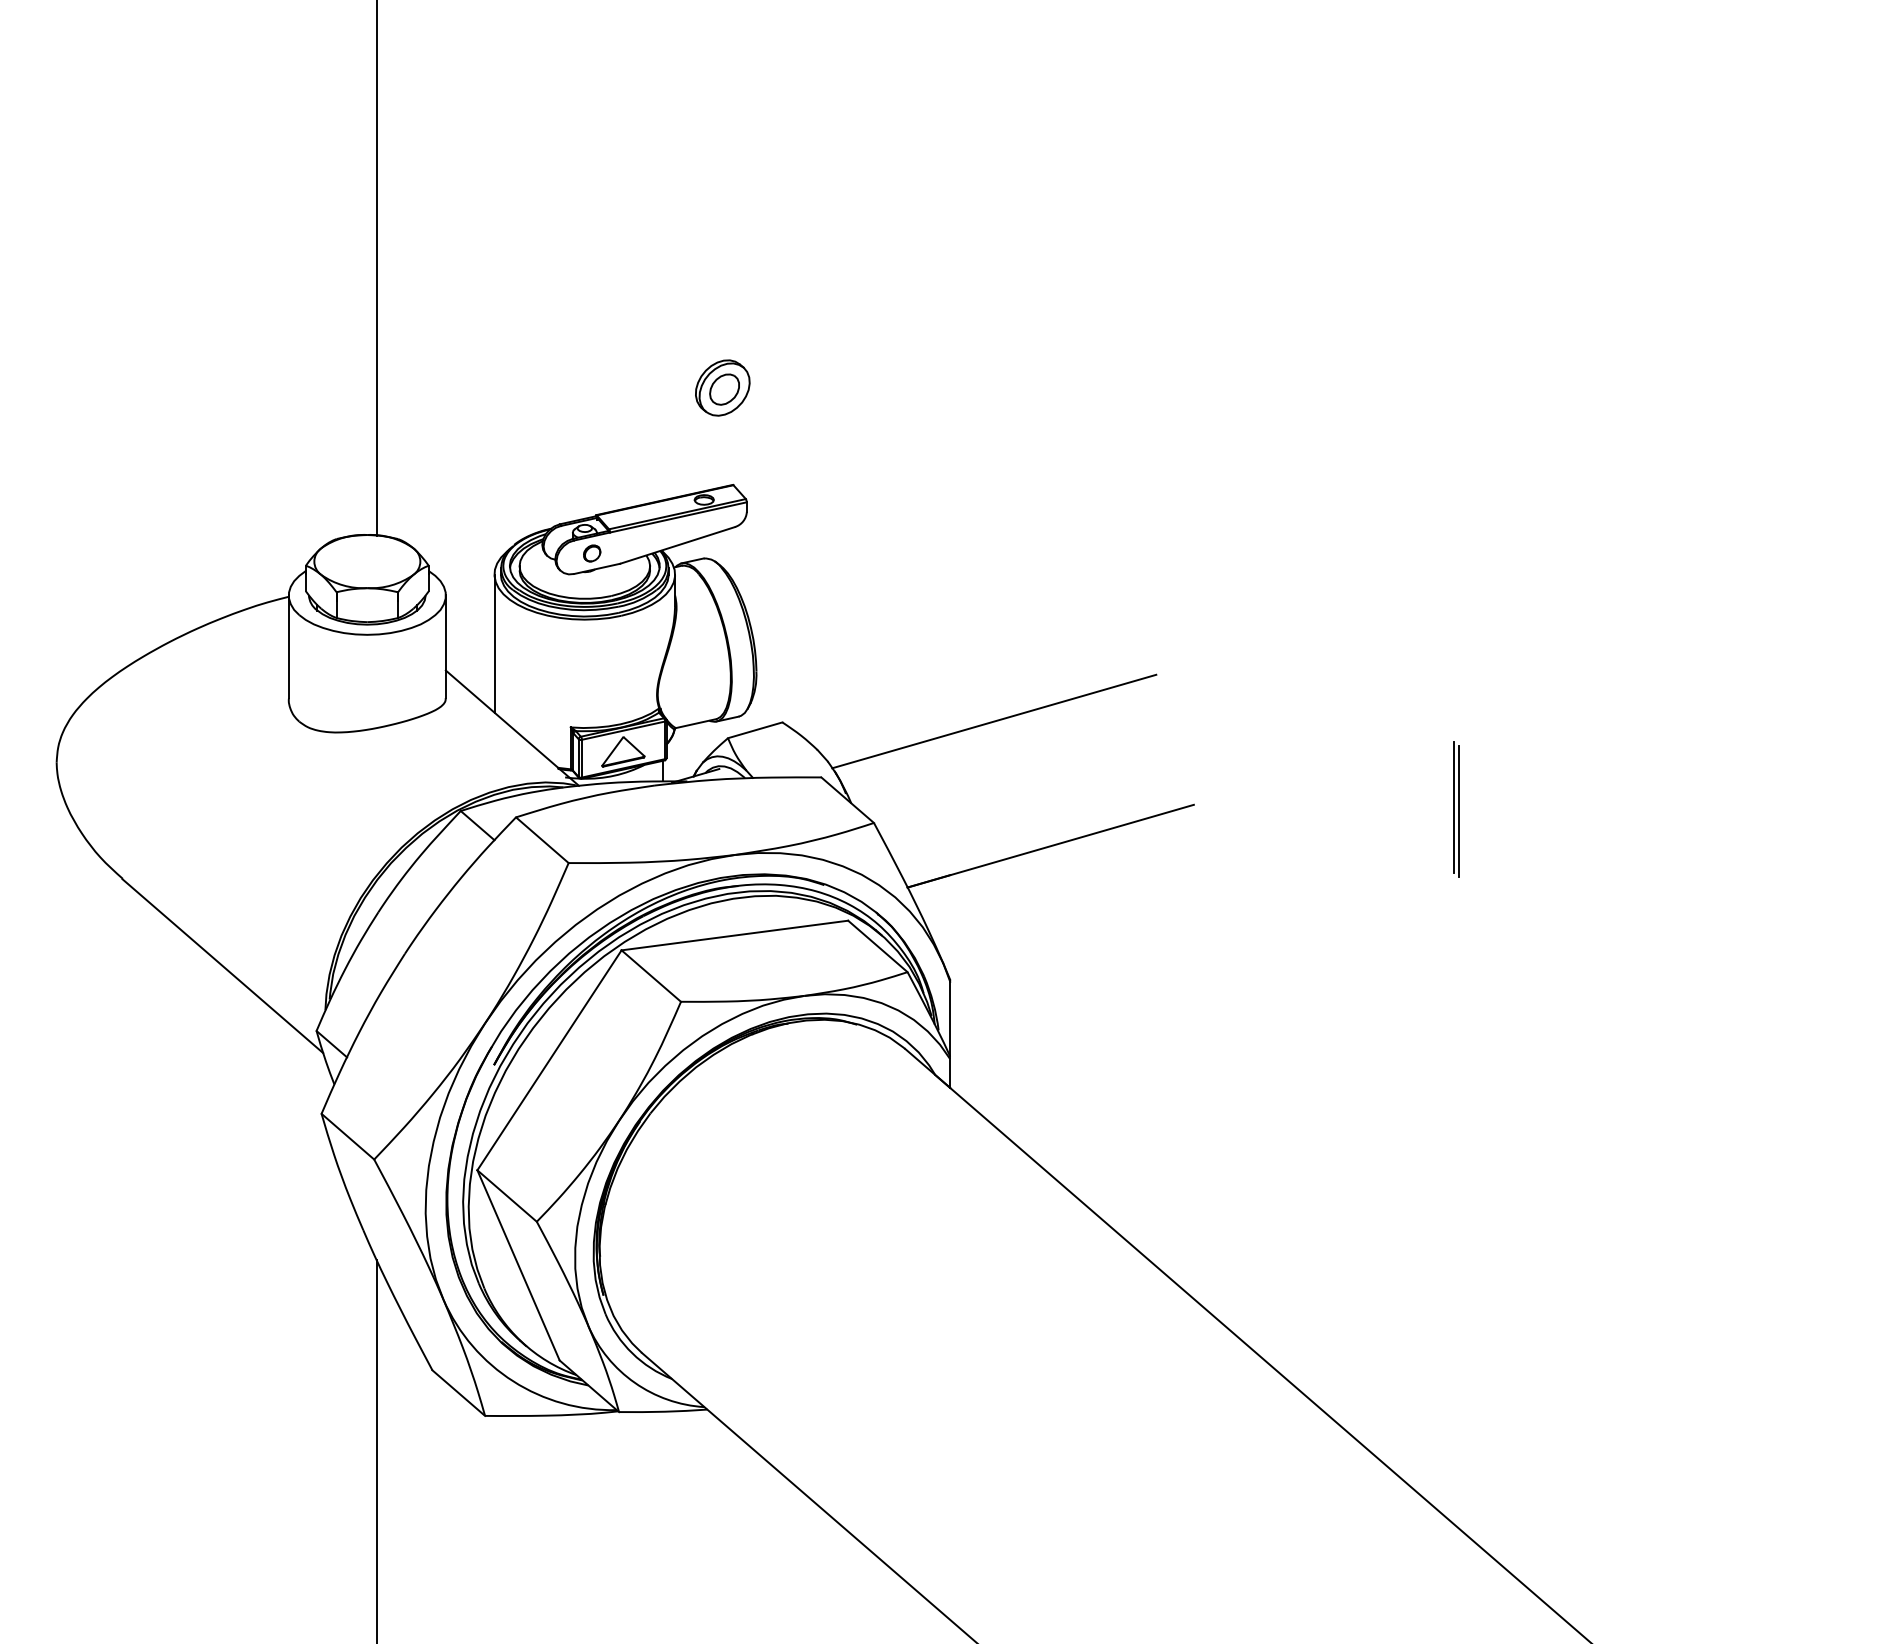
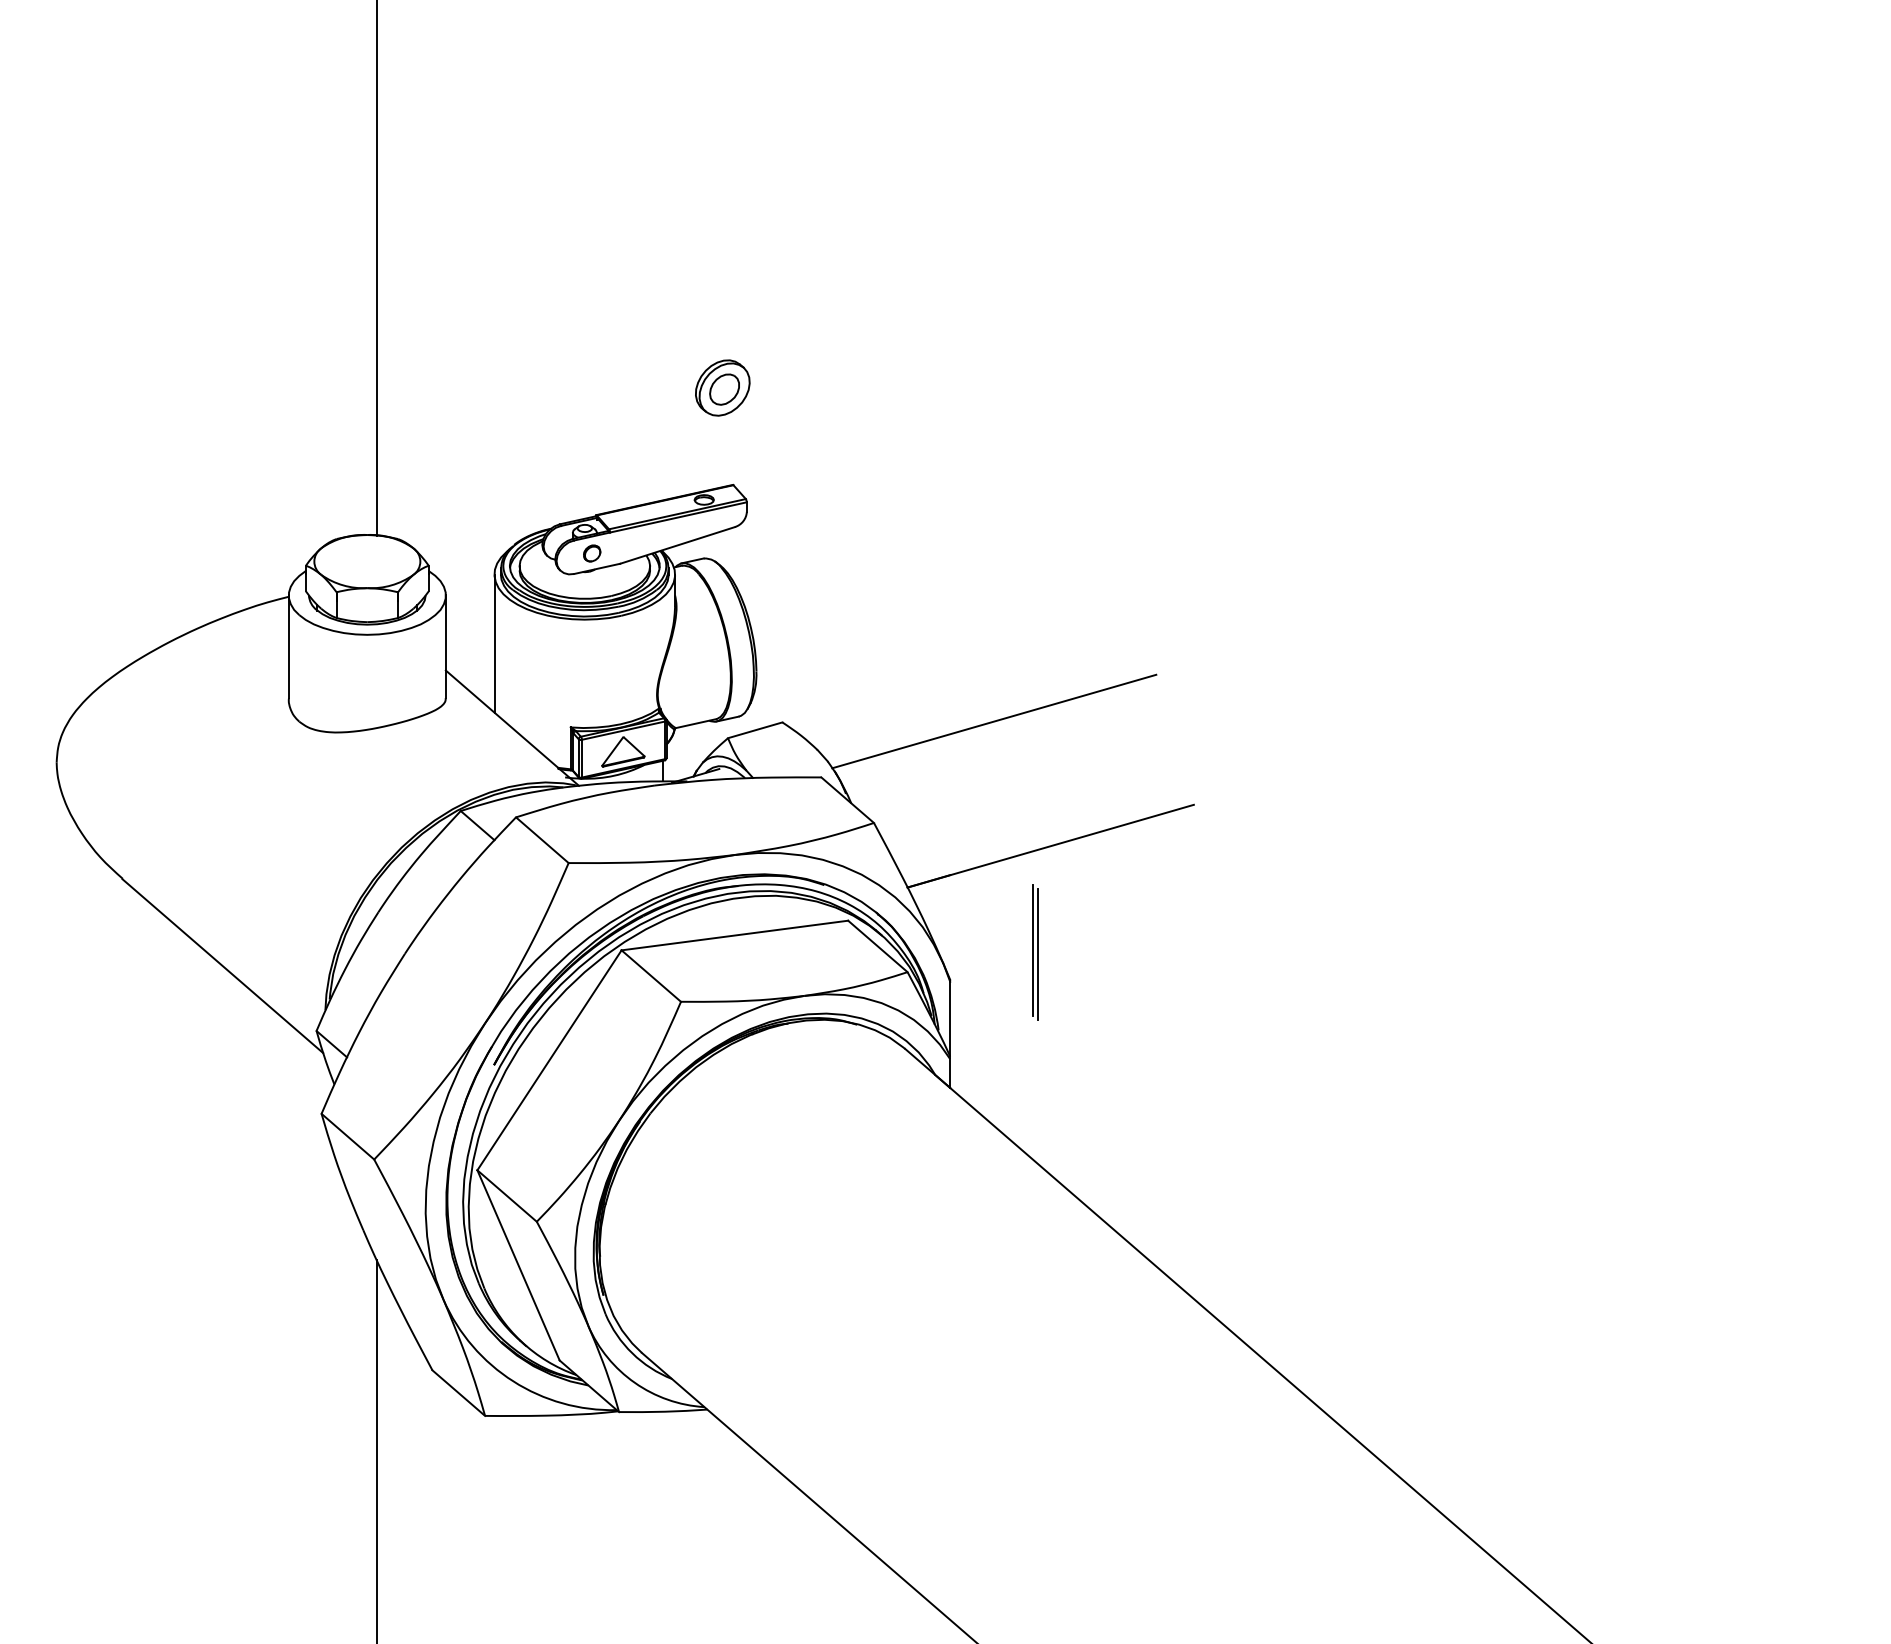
part position: (1456, 809) -> (1035, 952) (1035, 952)
